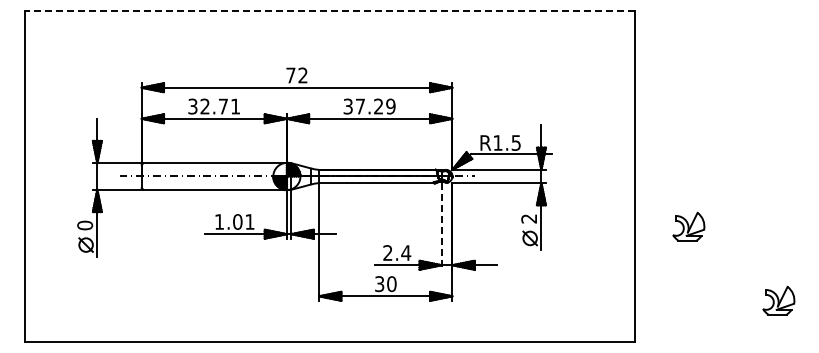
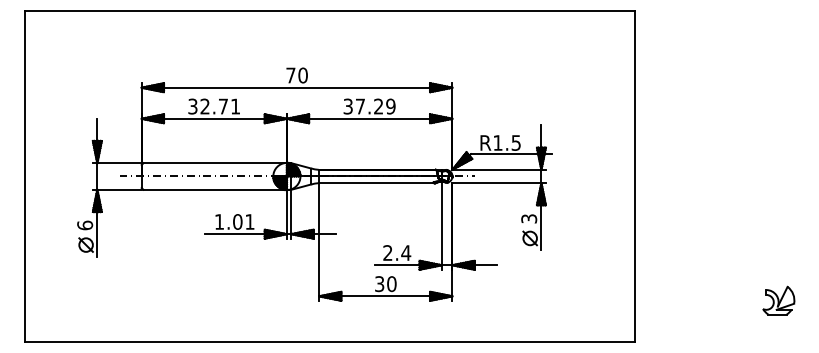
line: dashed -> solid (329, 10)
text: 72 -> 70 (302, 75)
text: 2 -> 3 (529, 218)
text: 0 -> 6 (84, 225)
line: dashed -> solid (441, 226)
part: present -> none (688, 226)
